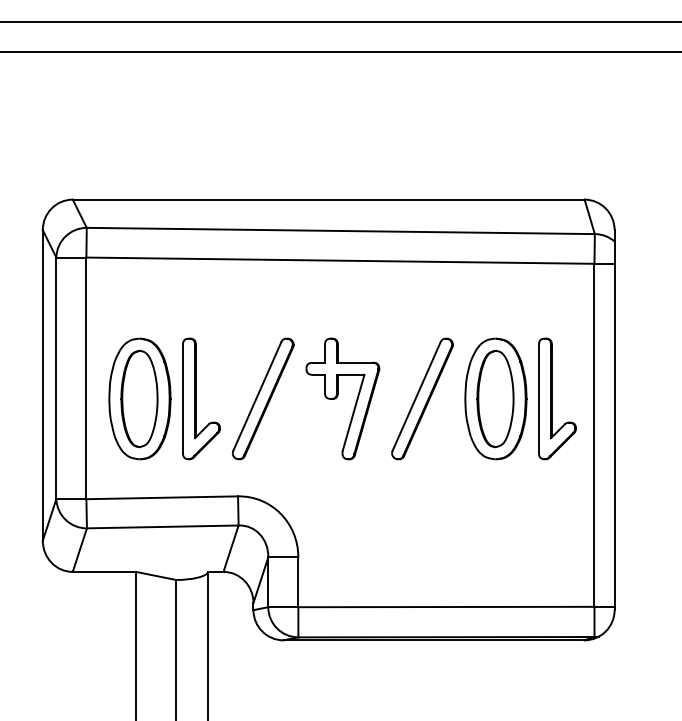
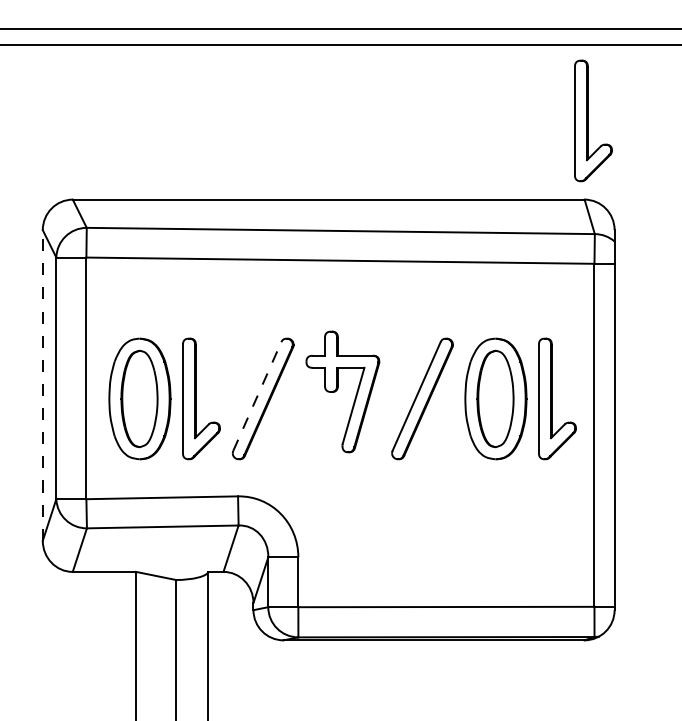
line position: (340, 21) -> (340, 28) (340, 28)
line position: (340, 51) -> (340, 44) (340, 44)
part: none -> present (593, 120)
line: solid -> dashed (42, 385)
line: solid -> dashed (257, 396)
part position: (342, 398) -> (342, 391) (342, 391)
